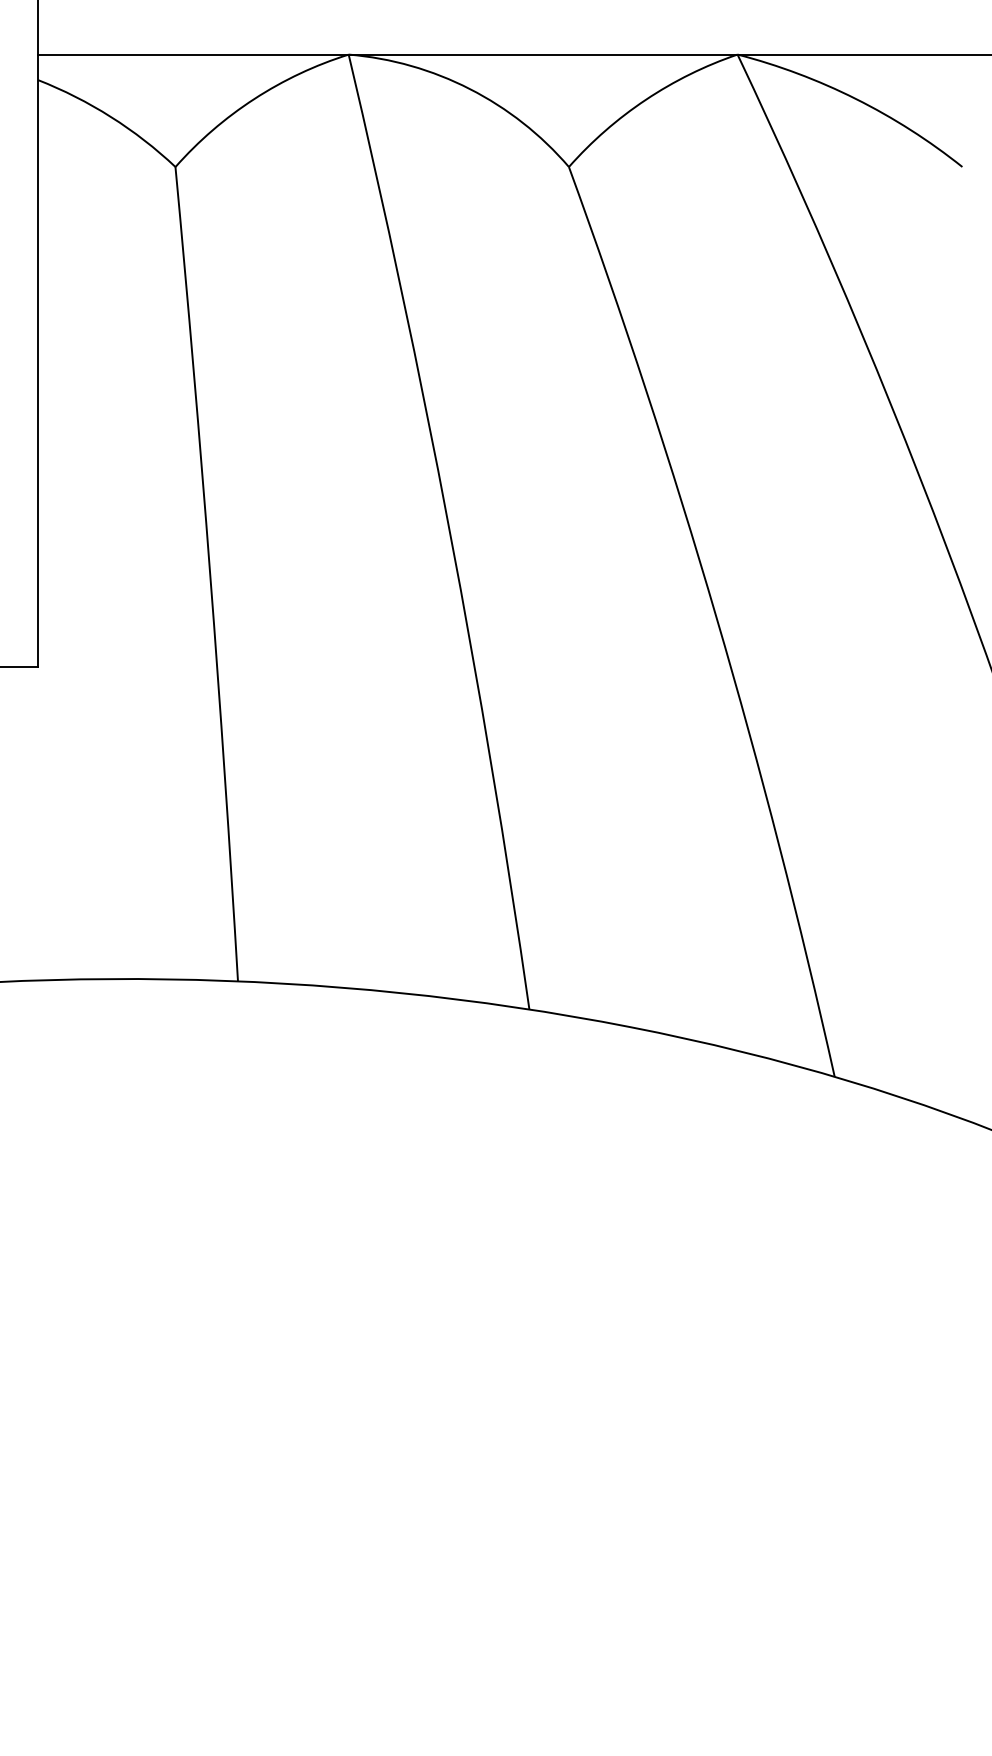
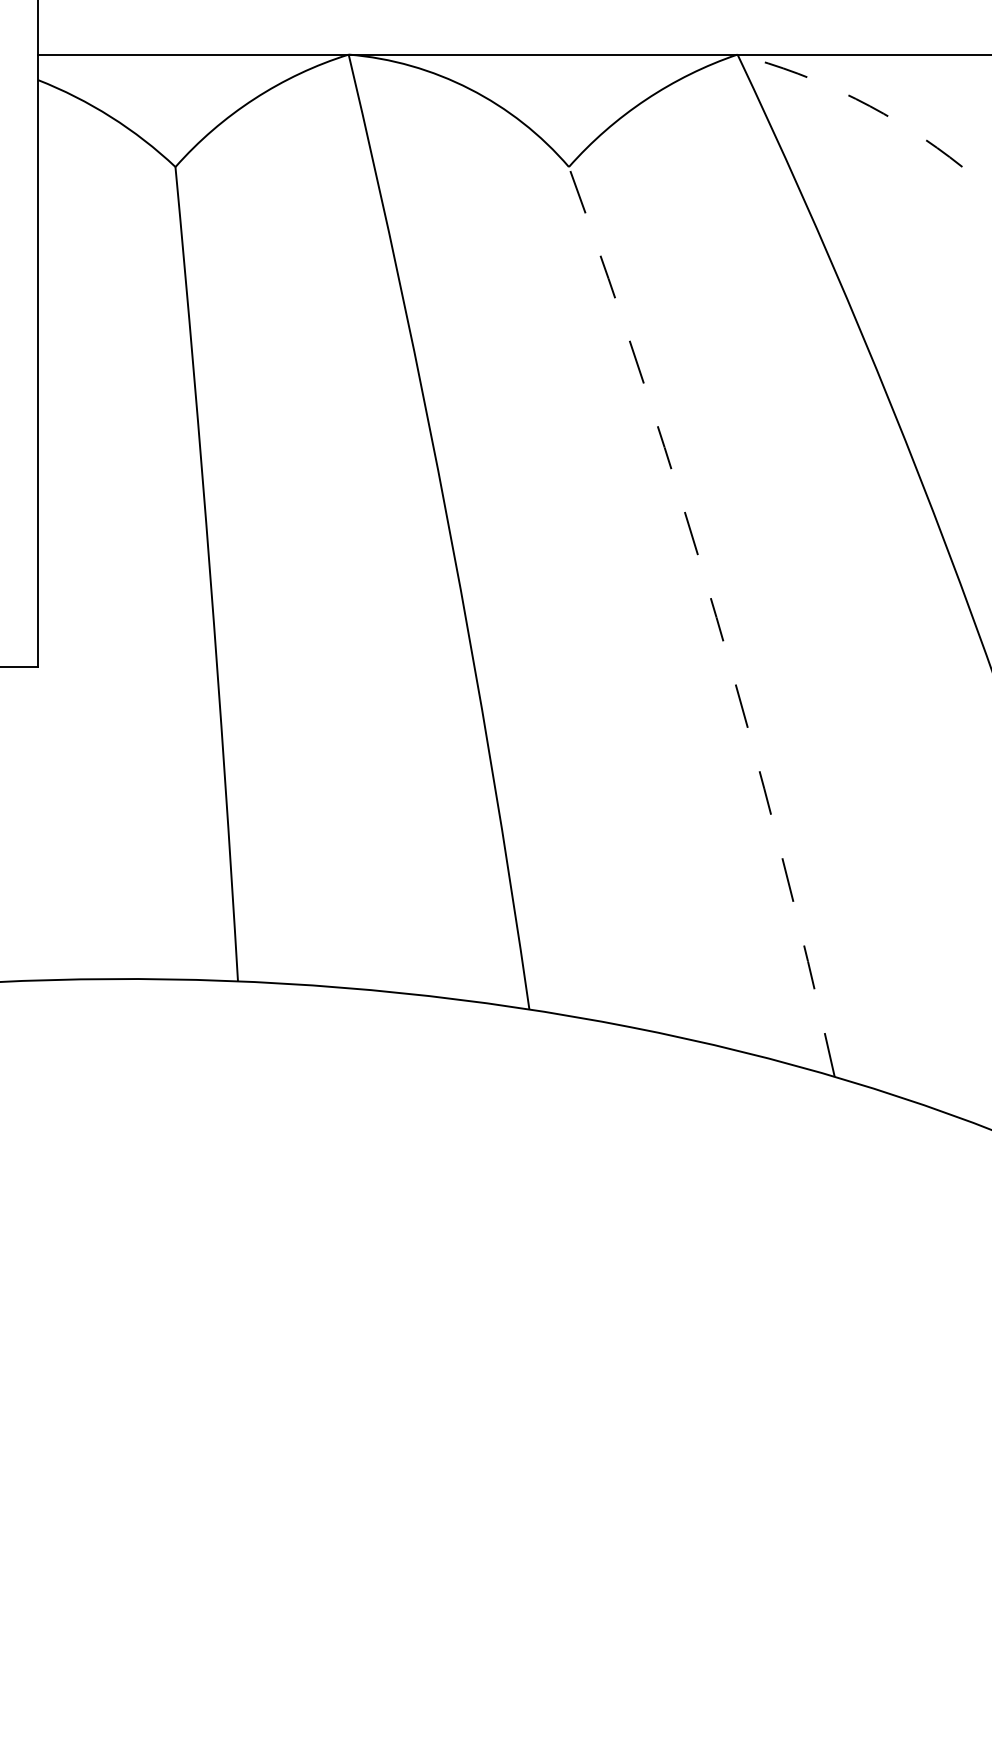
arc: solid -> dashed (855, 98)
arc: solid -> dashed (716, 617)
